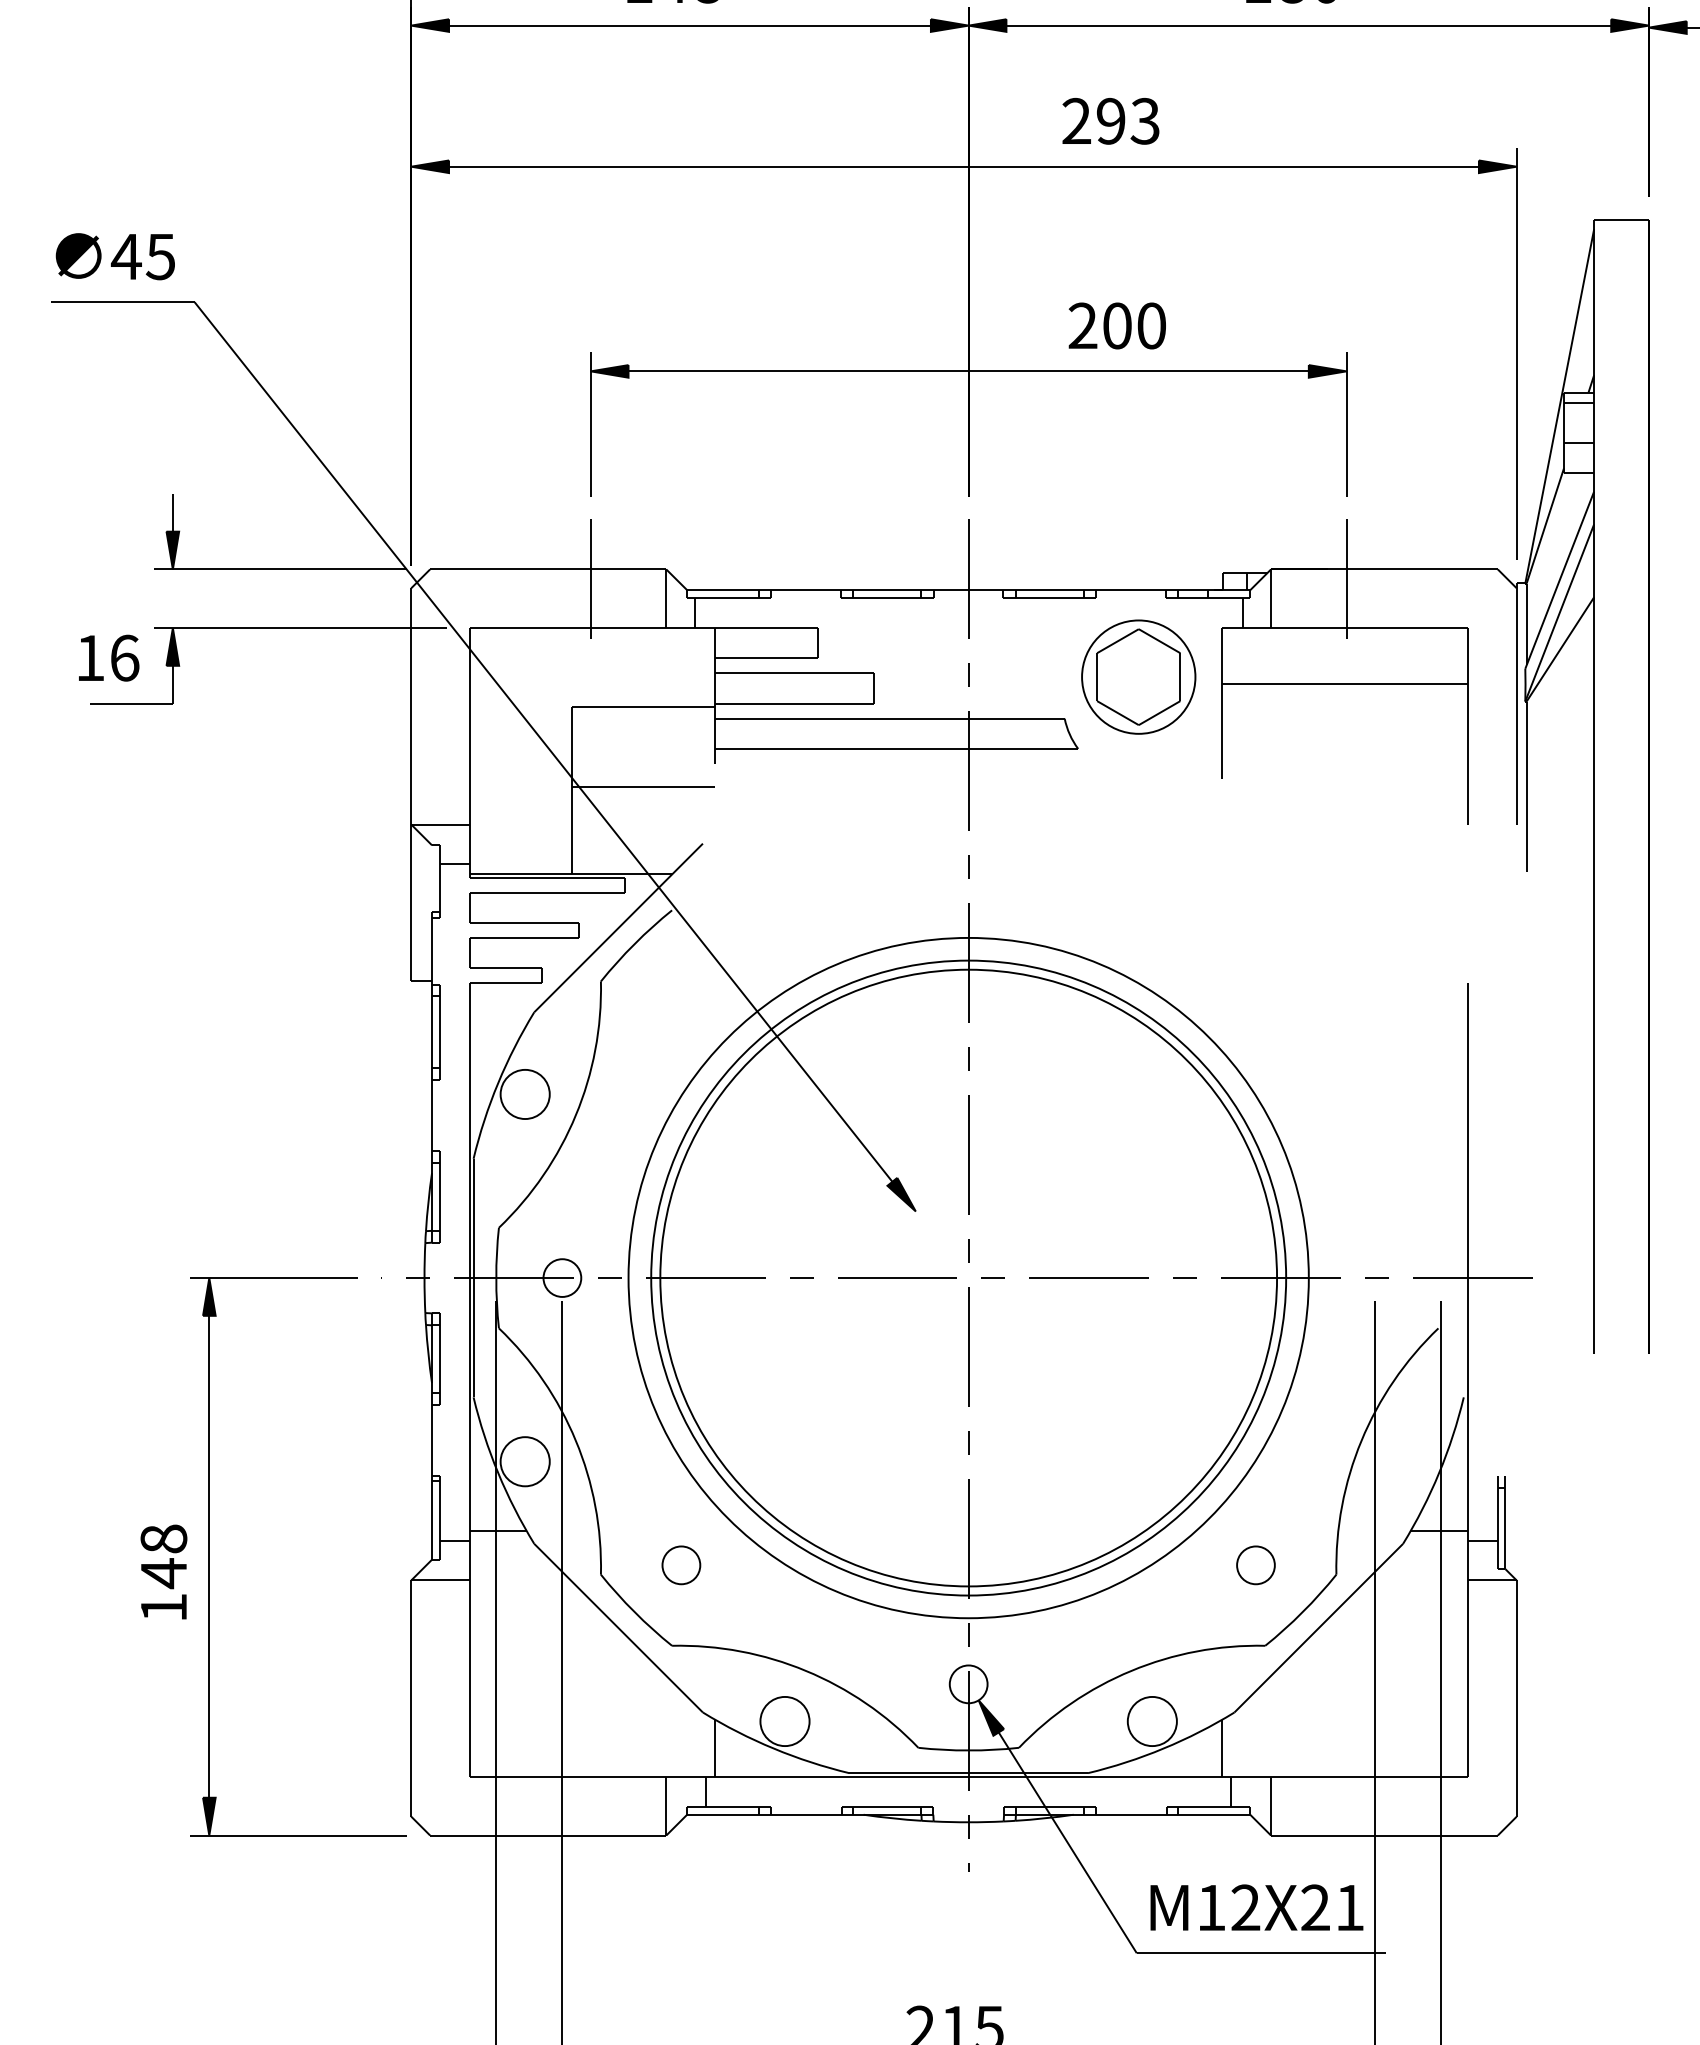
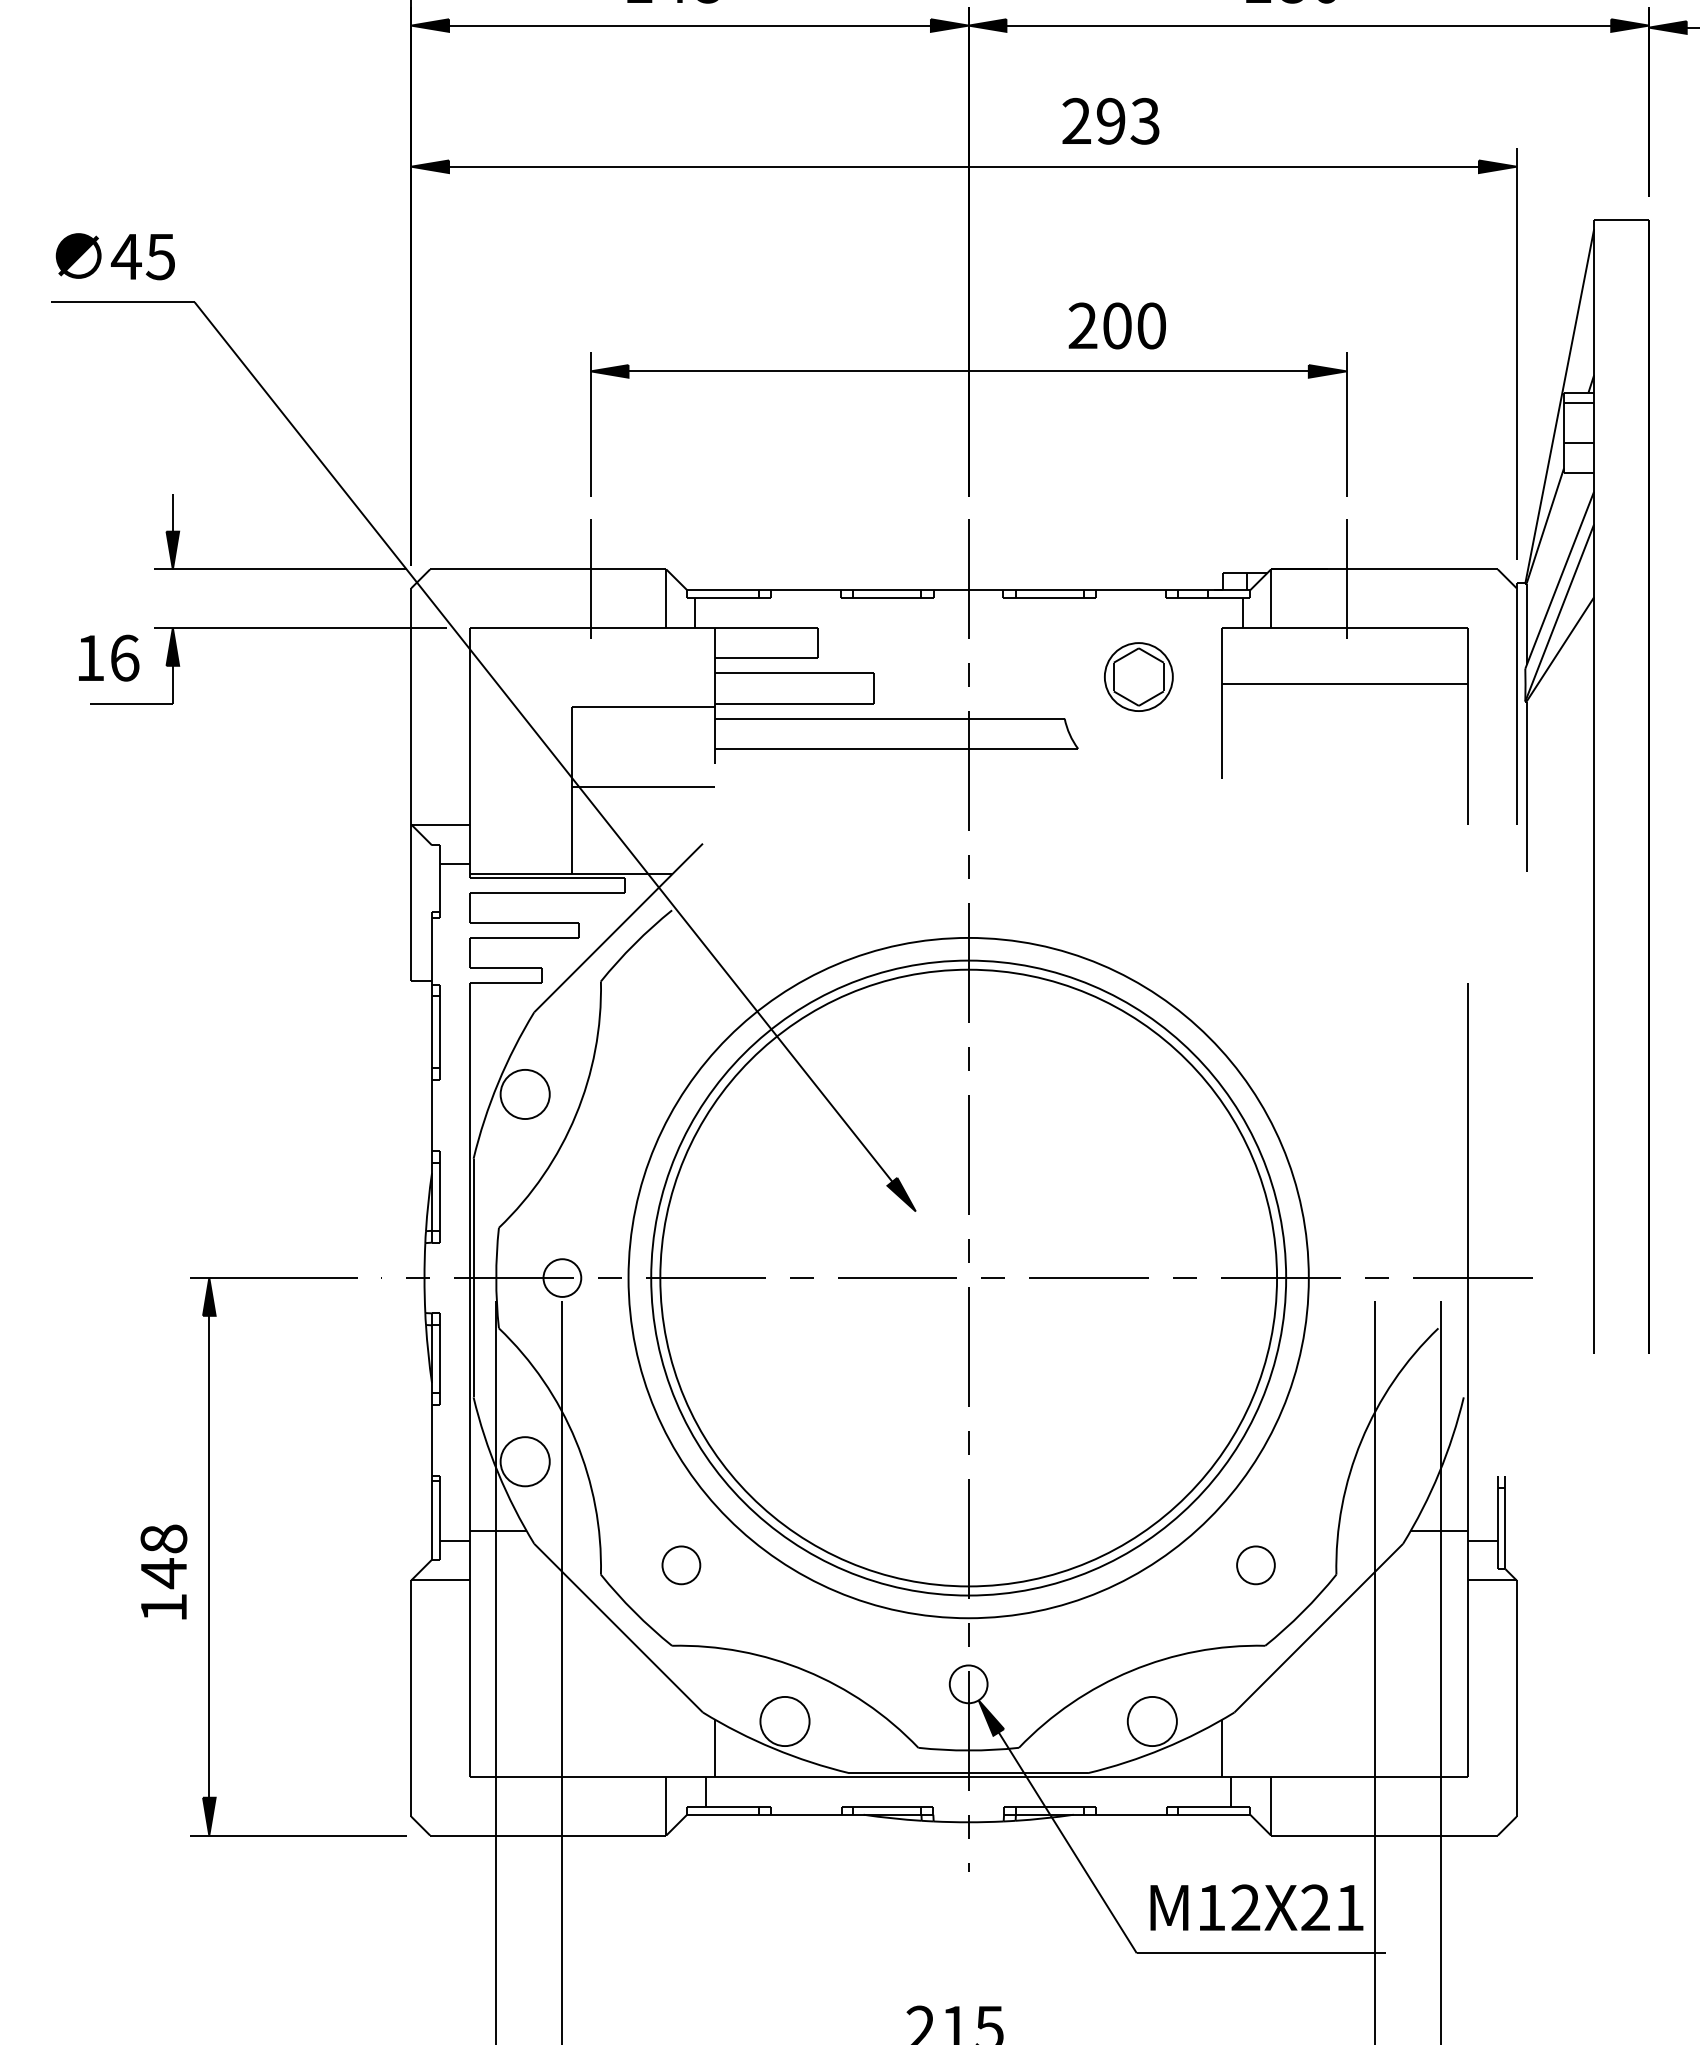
part size: 116x116 px -> 70x70 px (1138, 676)
